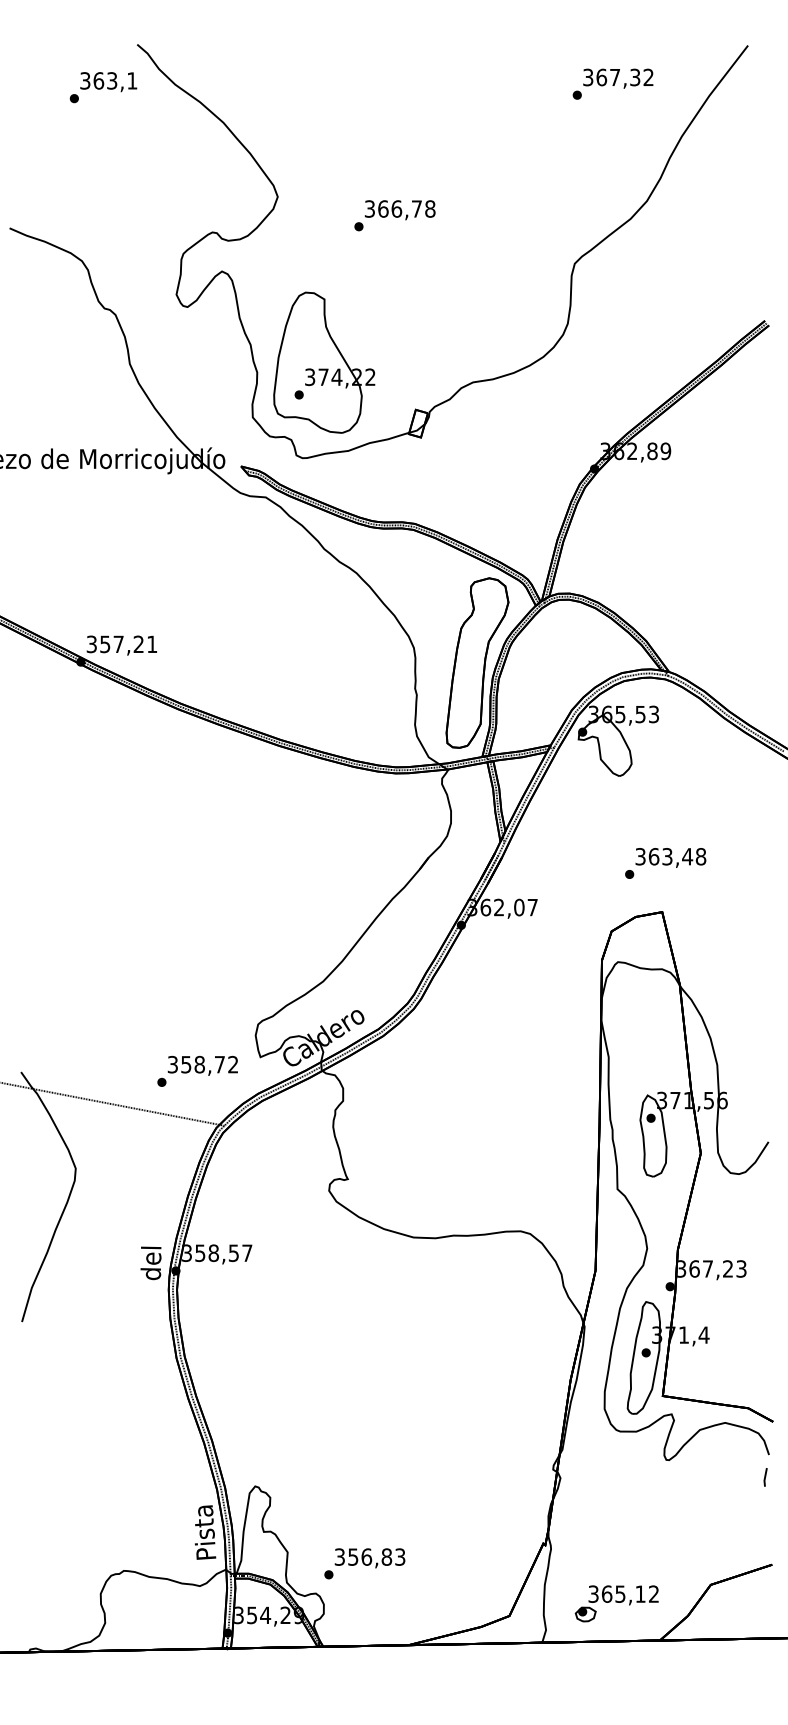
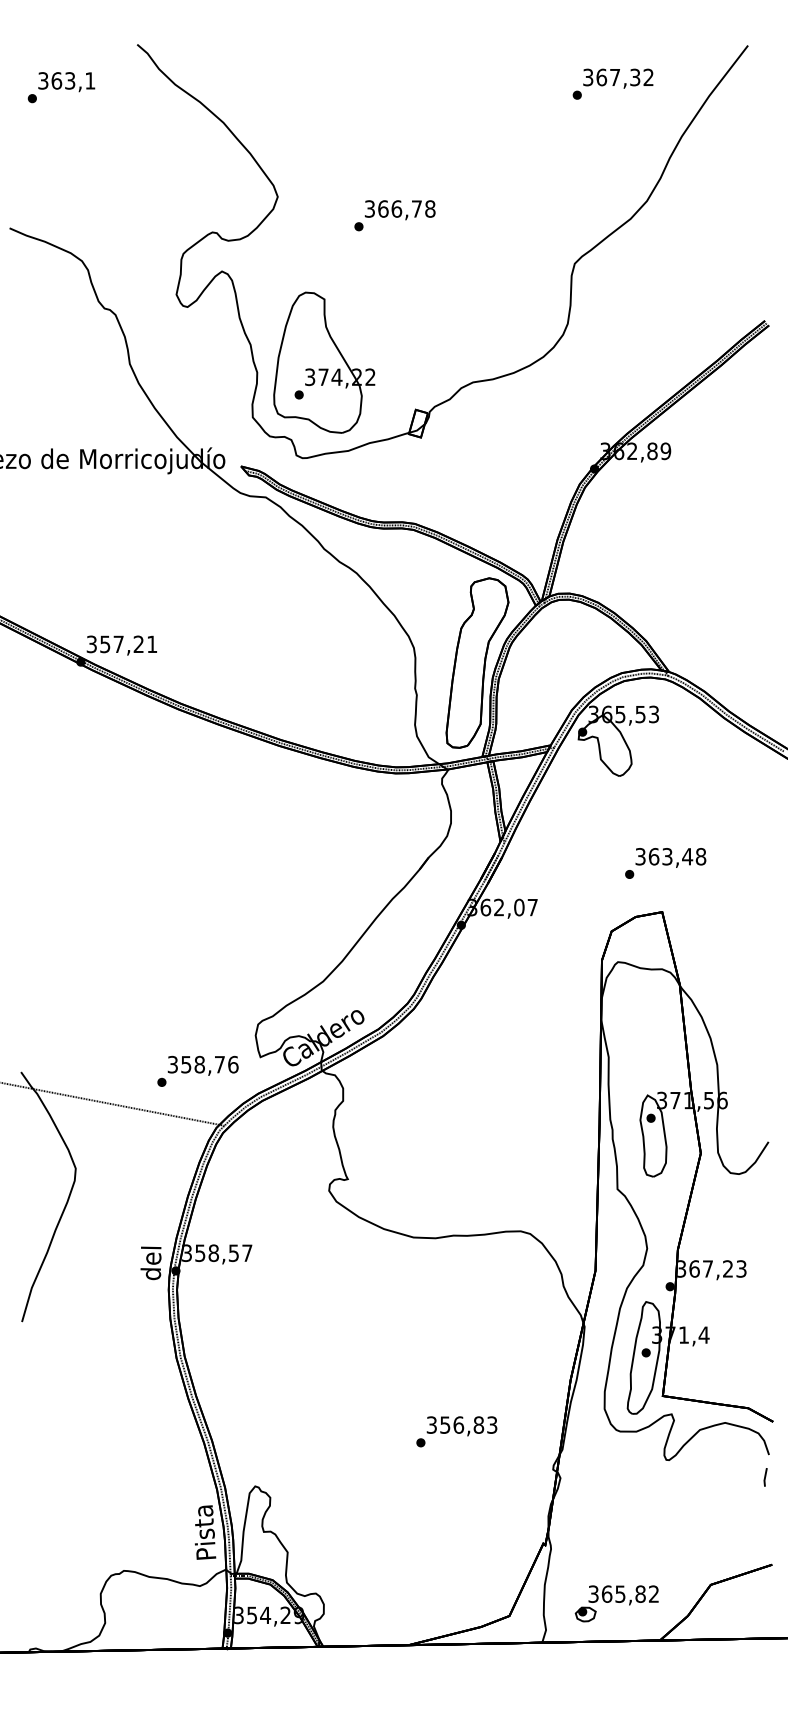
text position: (103, 87) -> (61, 87) (61, 87)
text: 358,72 -> 358,76 (233, 1064)
text position: (364, 1563) -> (456, 1431) (456, 1431)
text: 365,12 -> 365,82 (640, 1593)
